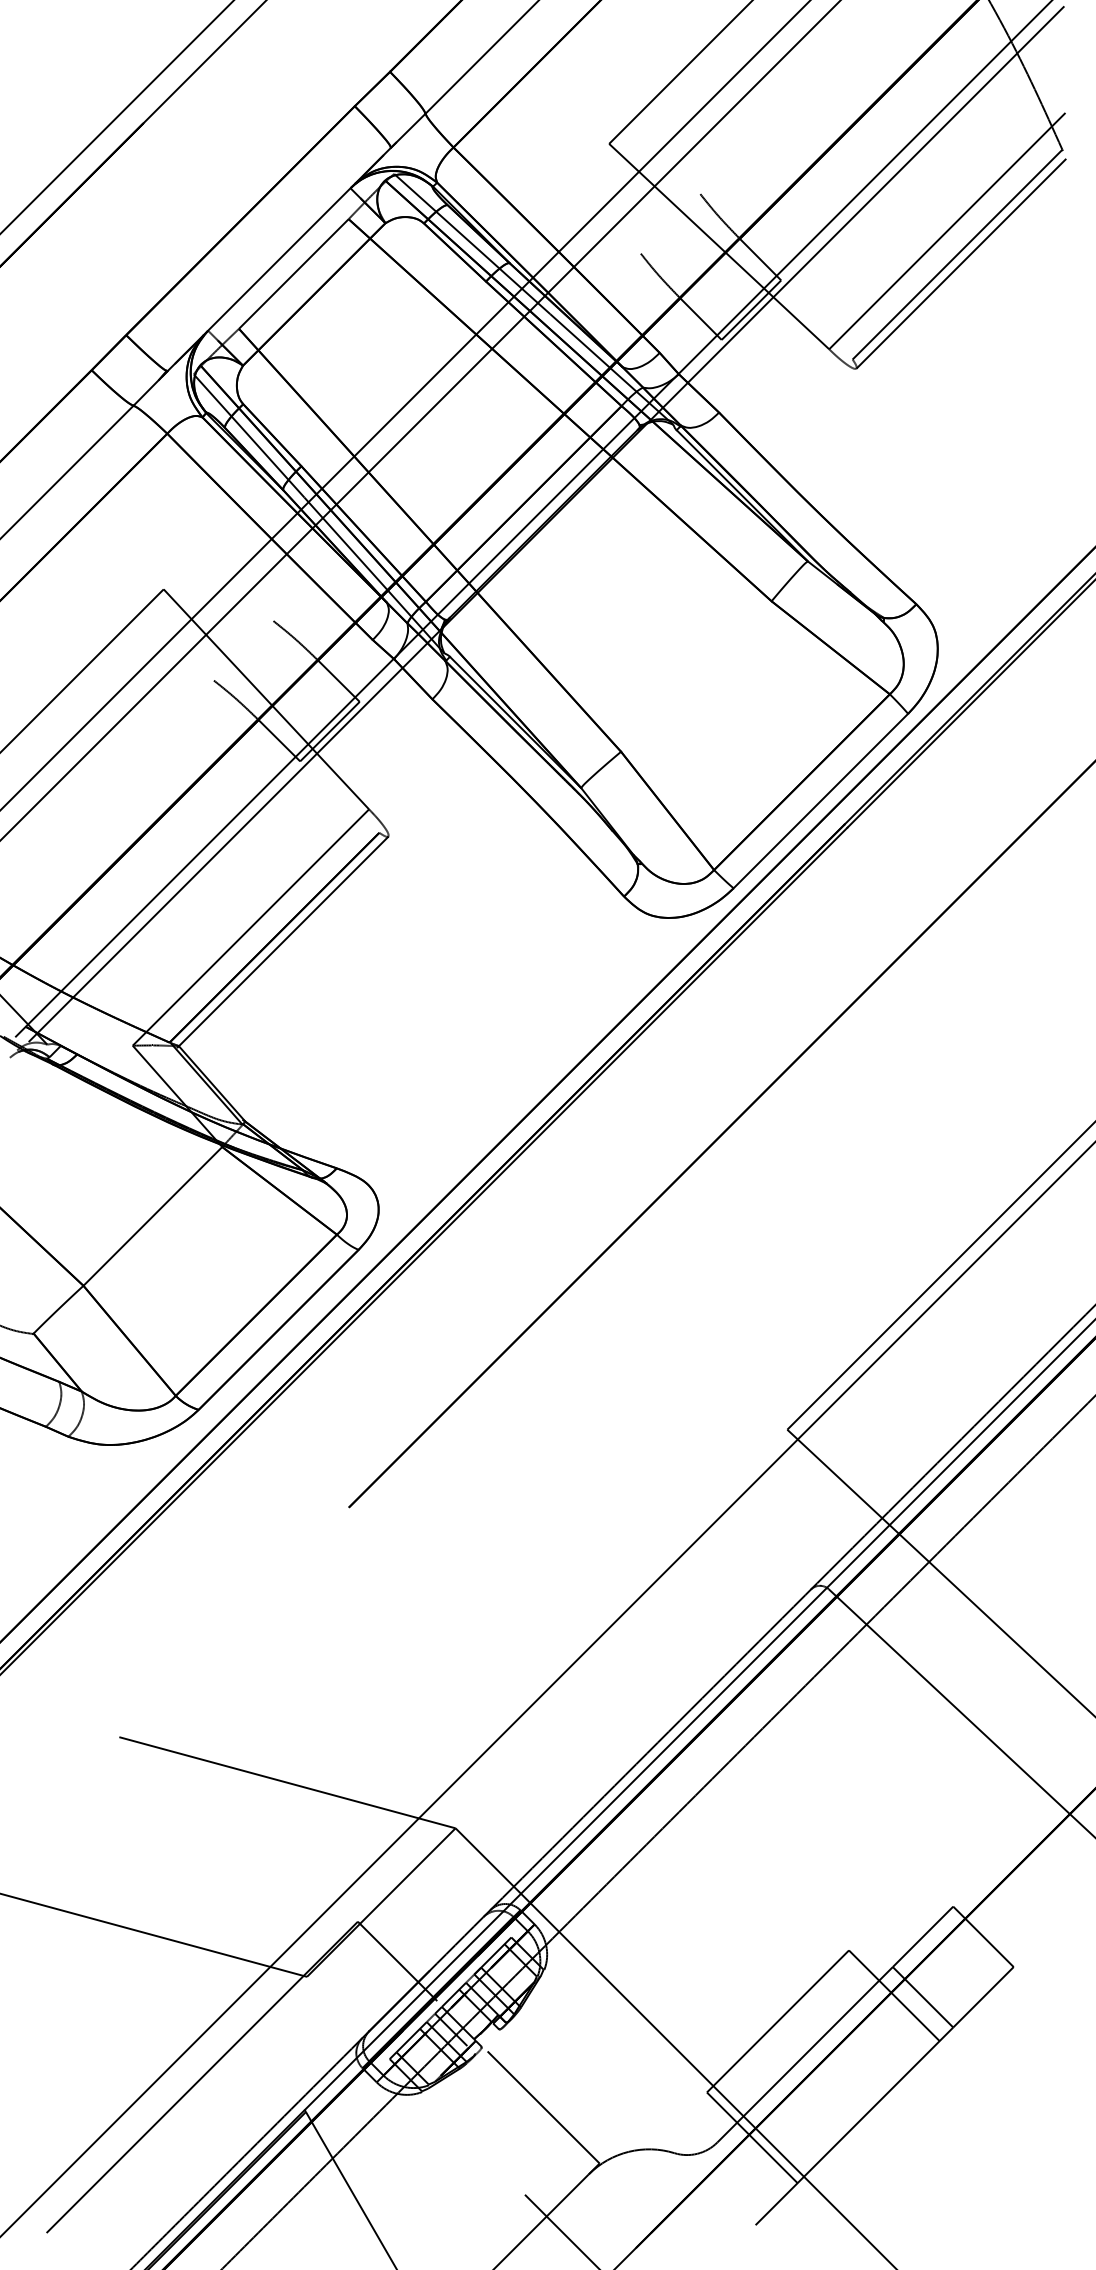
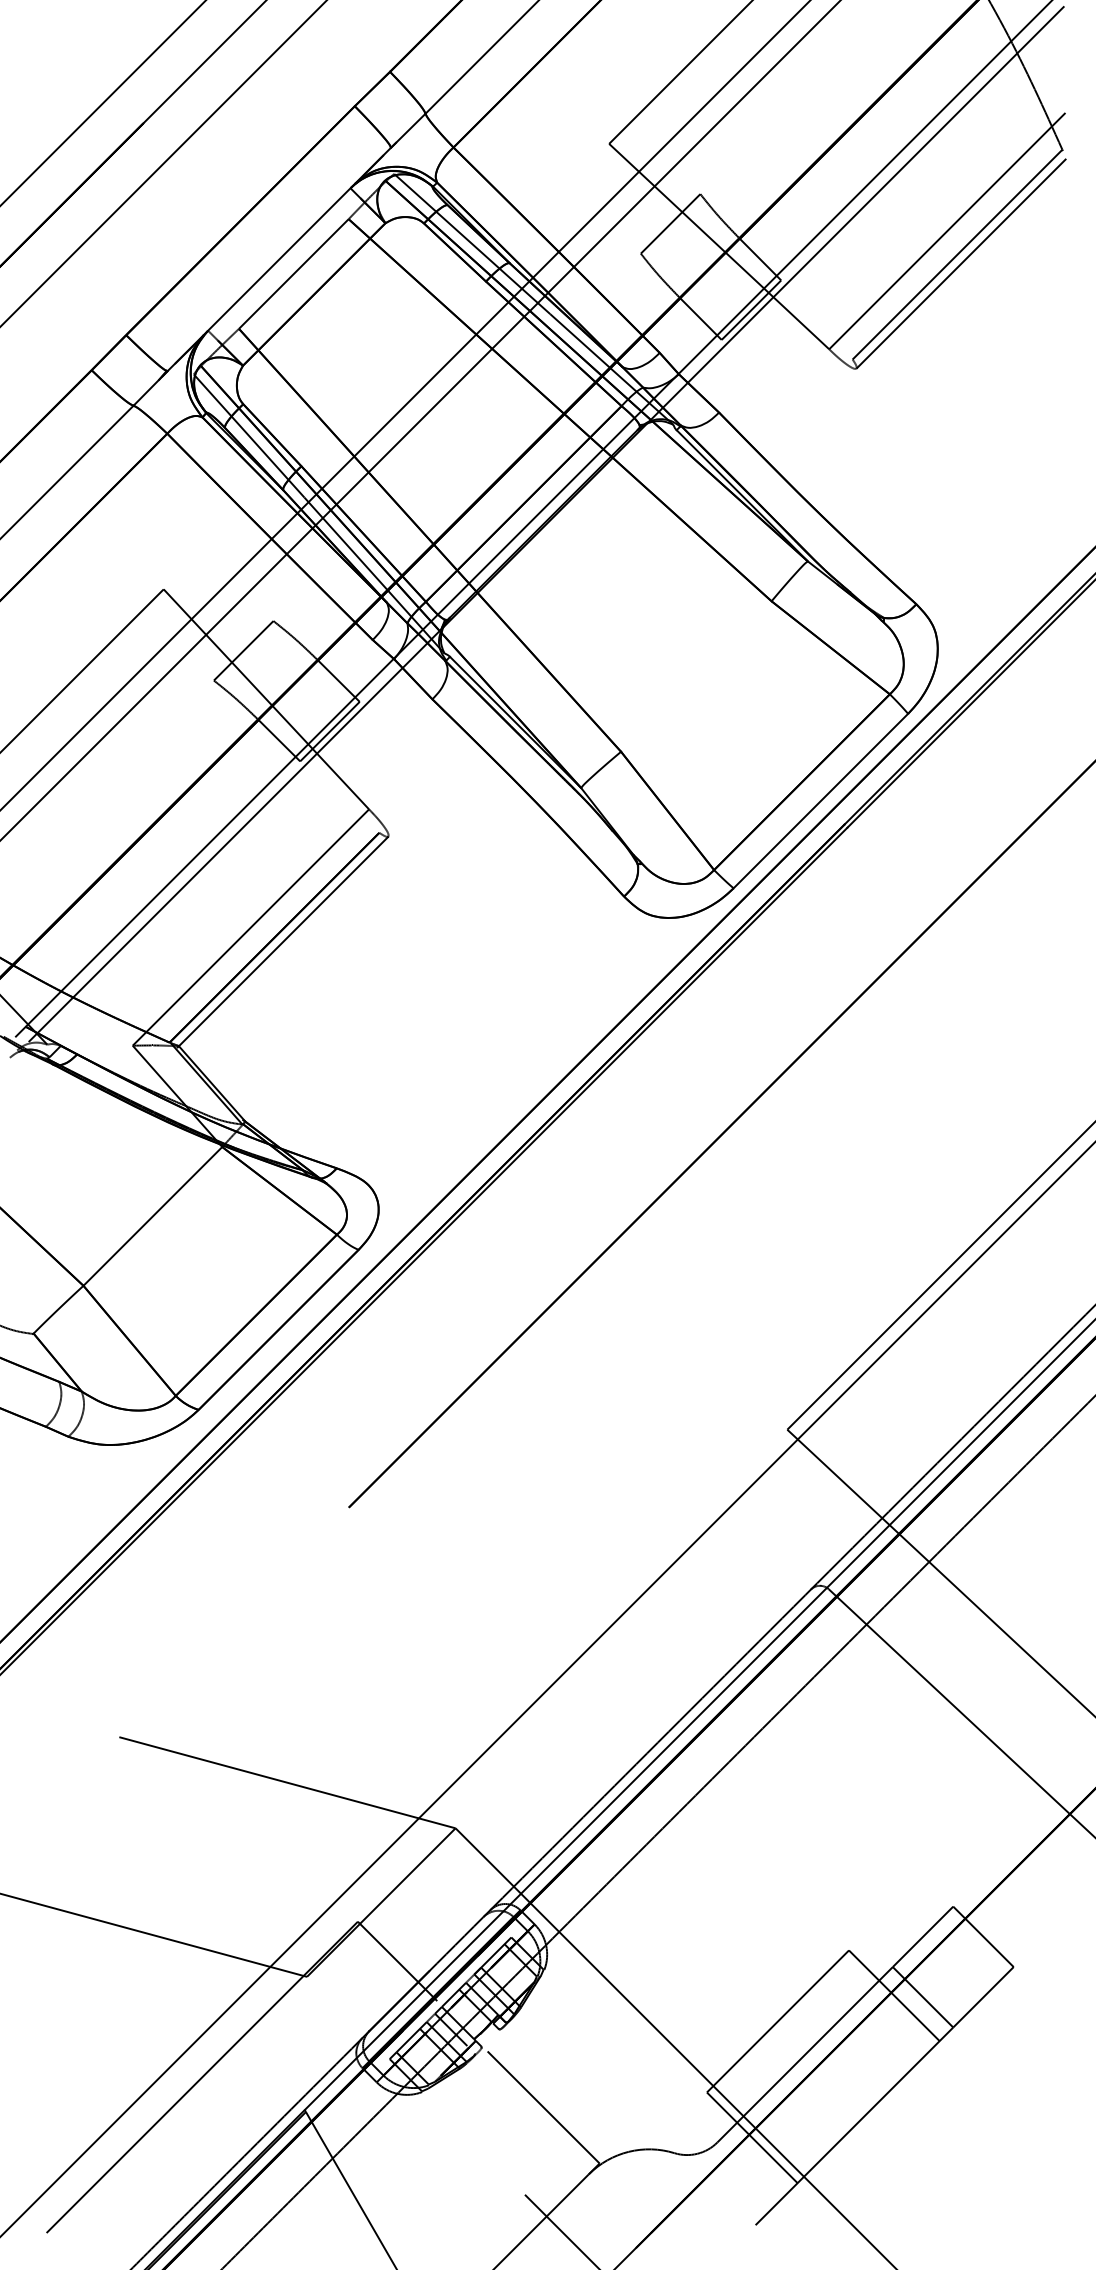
line position: (117, 117) -> (102, 103) (102, 103)
line: none -> present (163, 163)
line: none -> present (670, 223)
line: none -> present (243, 650)
